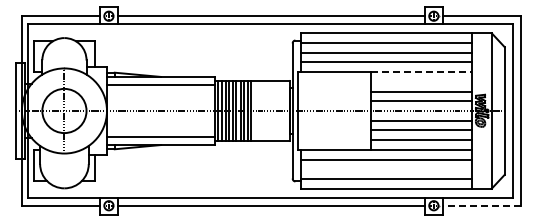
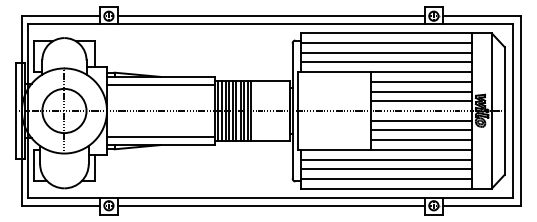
line: dashed -> solid (421, 72)
line: none -> present (421, 81)
line: none -> present (386, 169)
line: dashed -> solid (482, 205)
